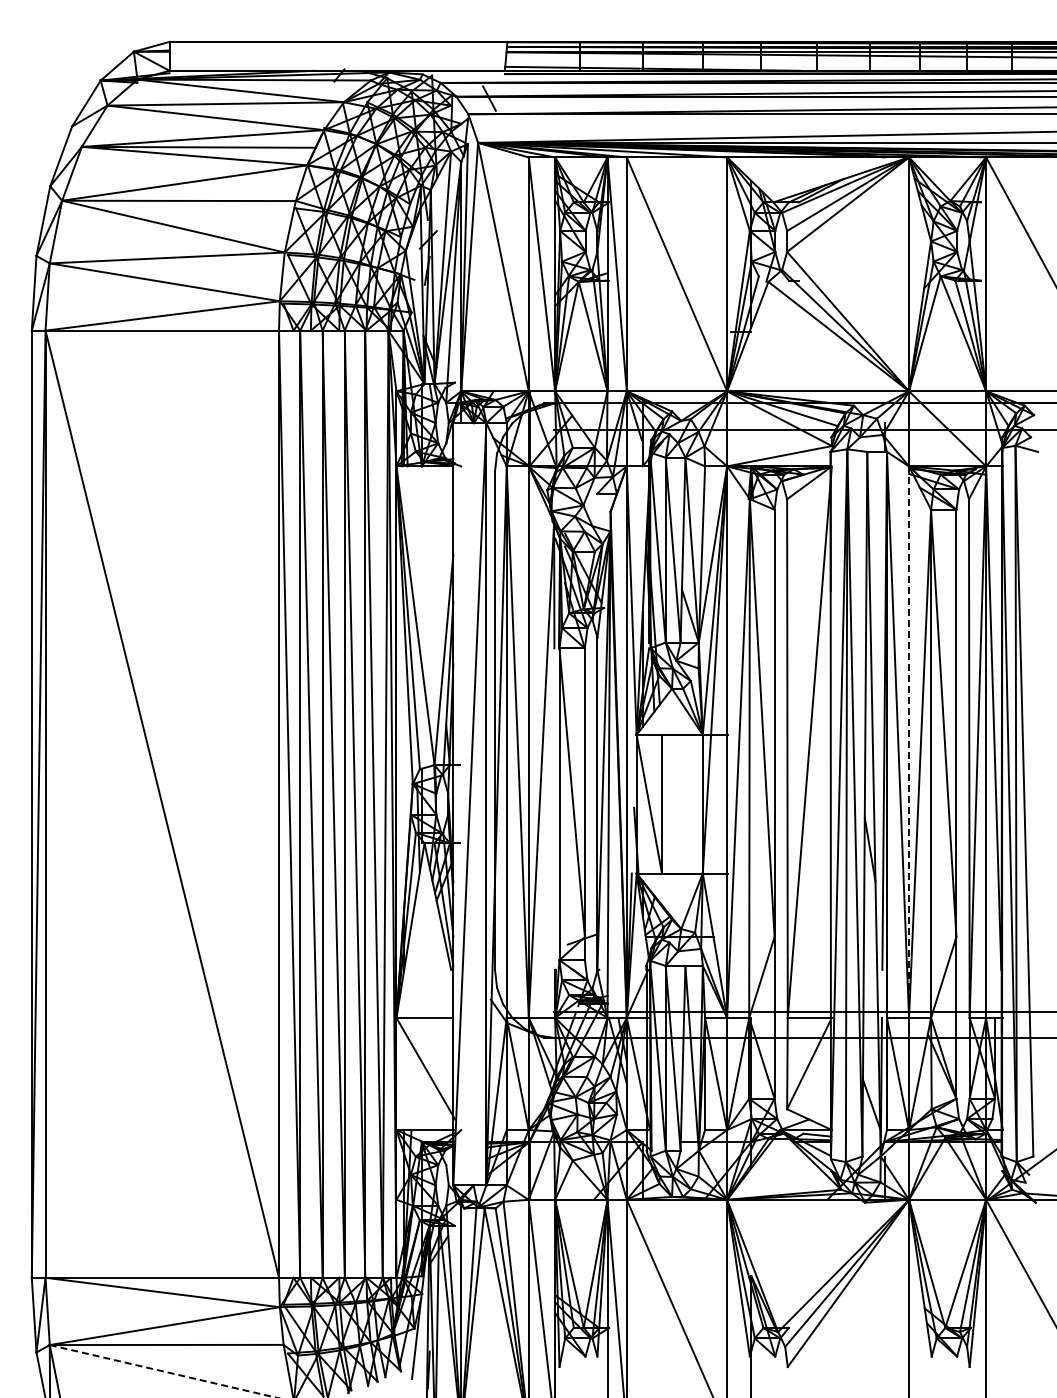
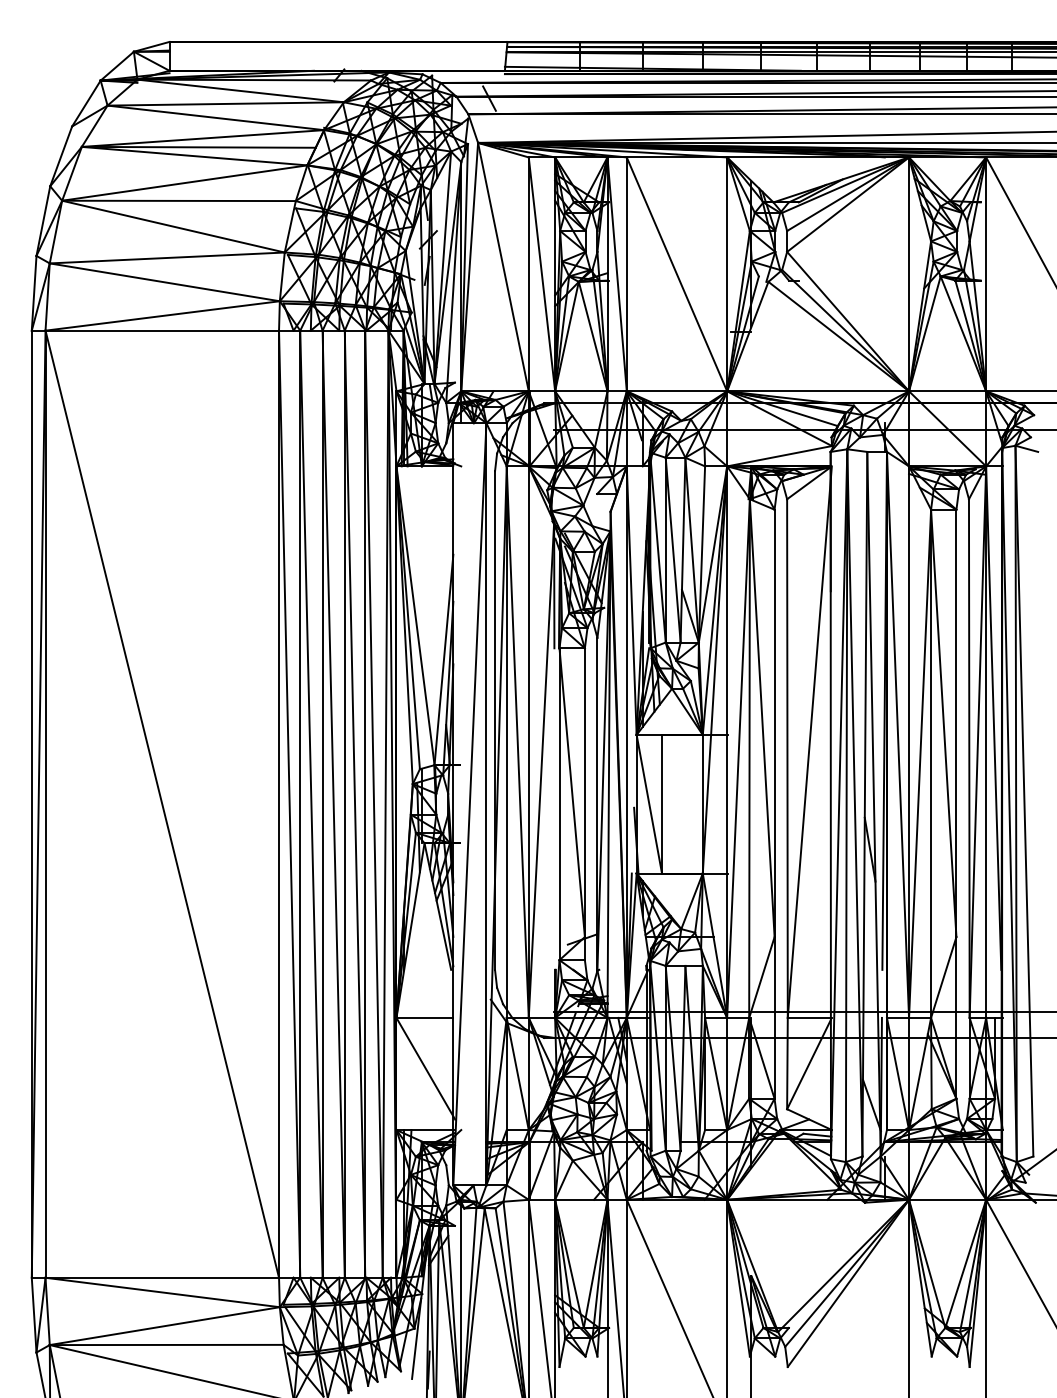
line: dashed -> solid (909, 742)
line: dashed -> solid (163, 1371)
